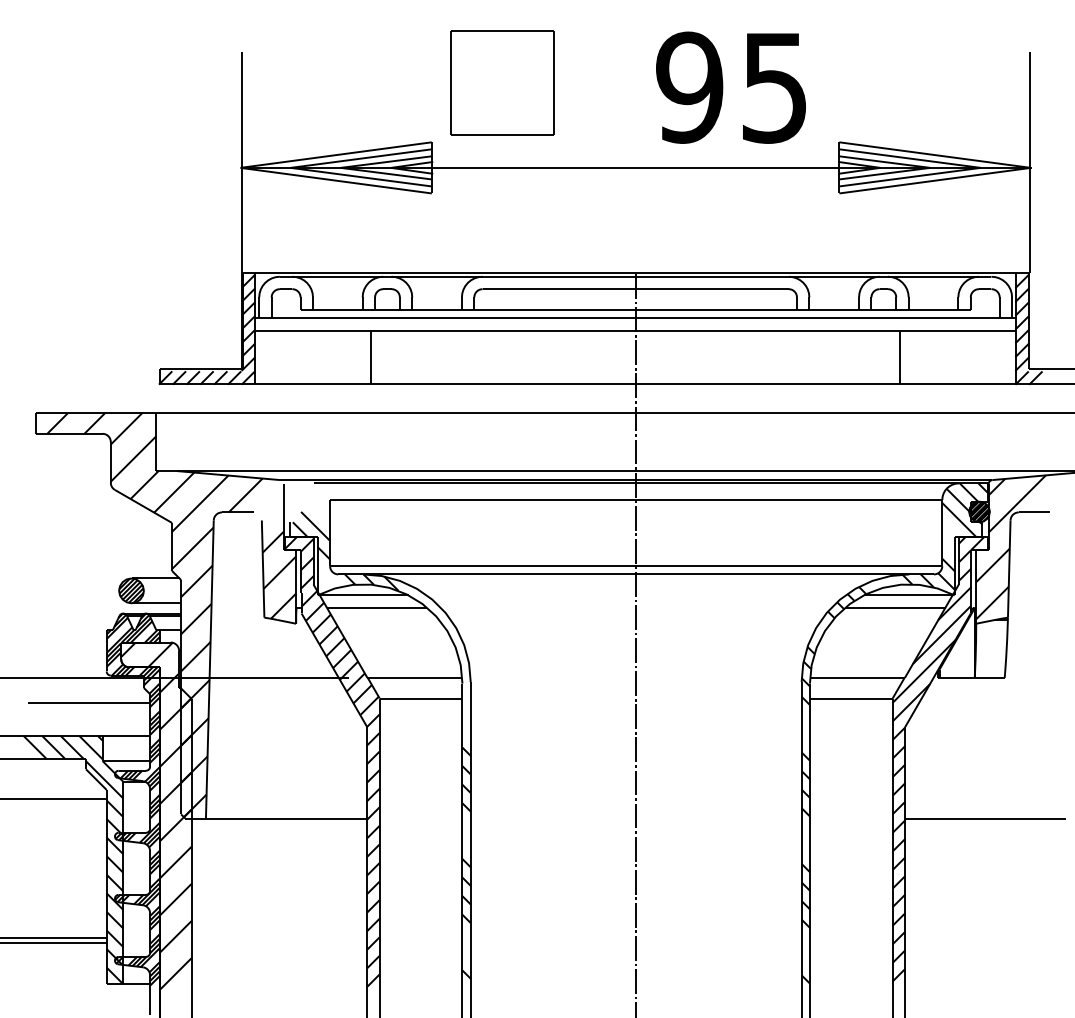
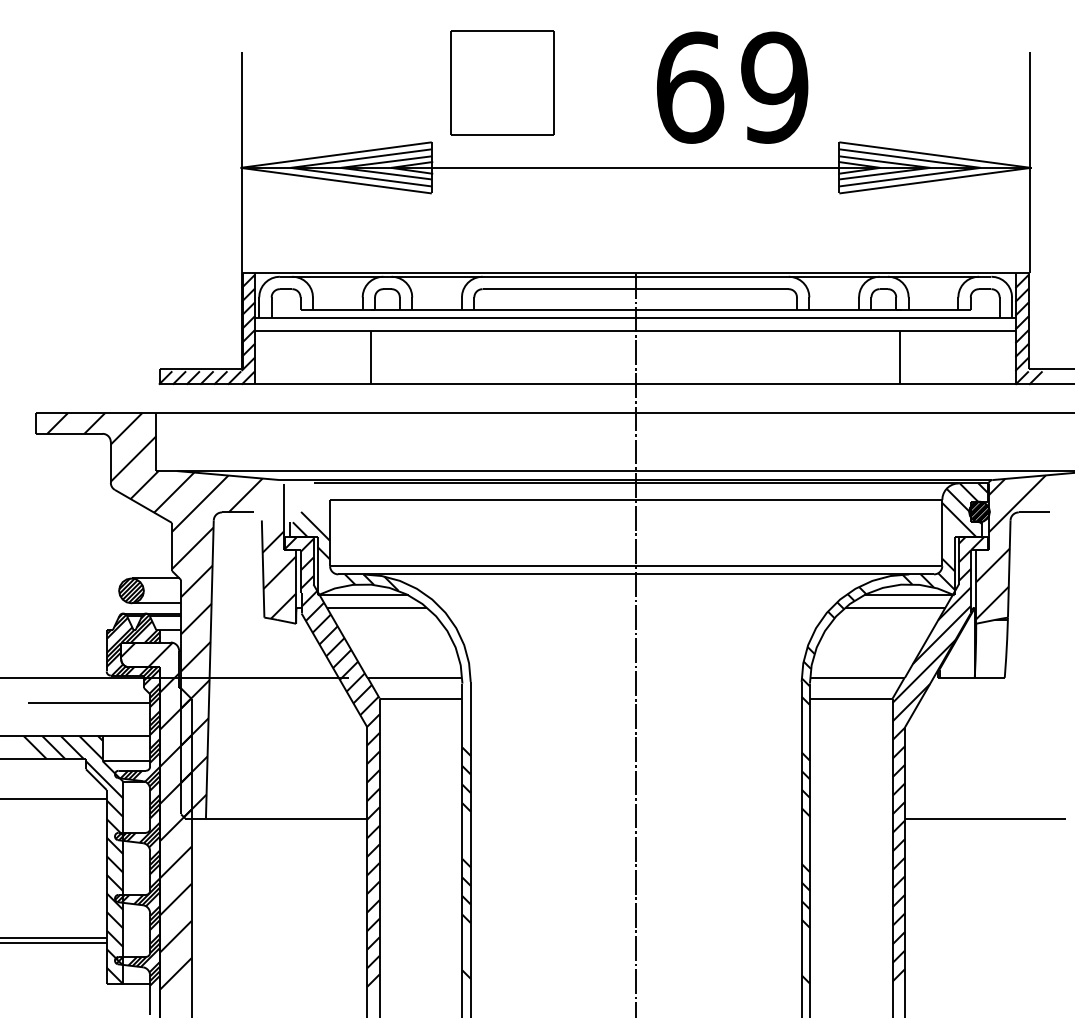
text: 95 -> 69 (732, 87)
